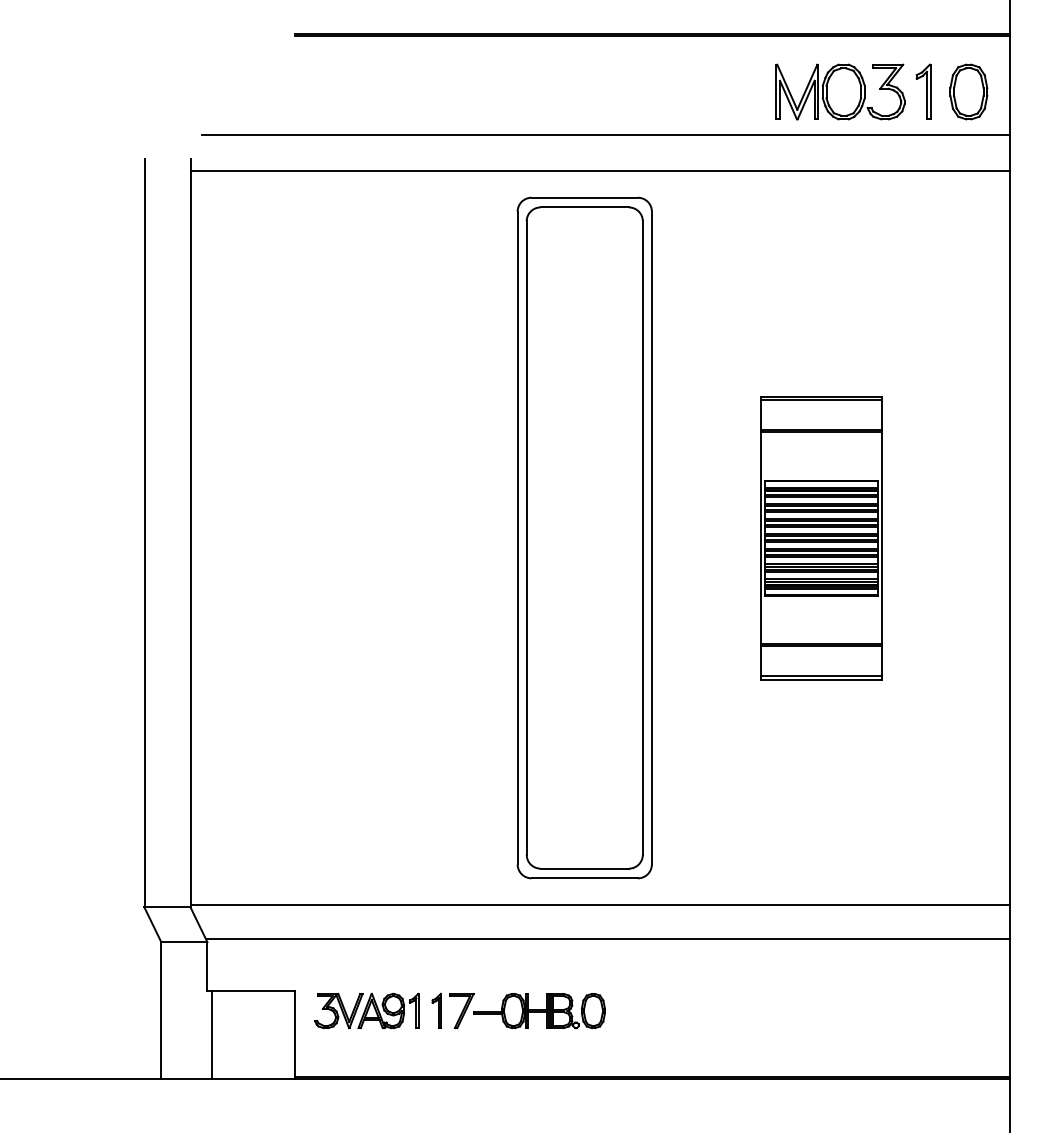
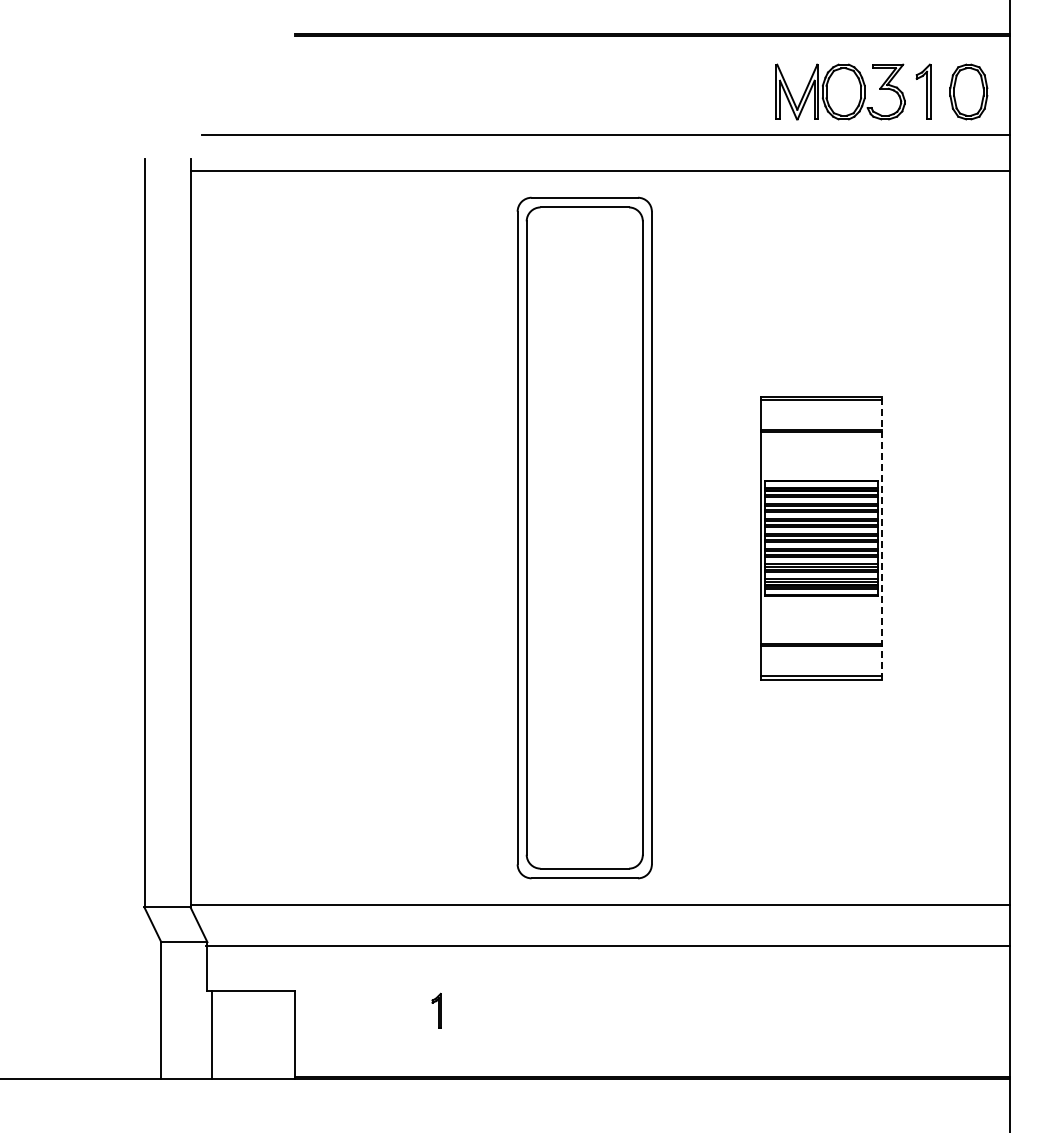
line: solid -> dashed (882, 537)
line position: (607, 939) -> (607, 946) (607, 946)
part: present -> none (366, 1010)
part: present -> none (527, 1010)
